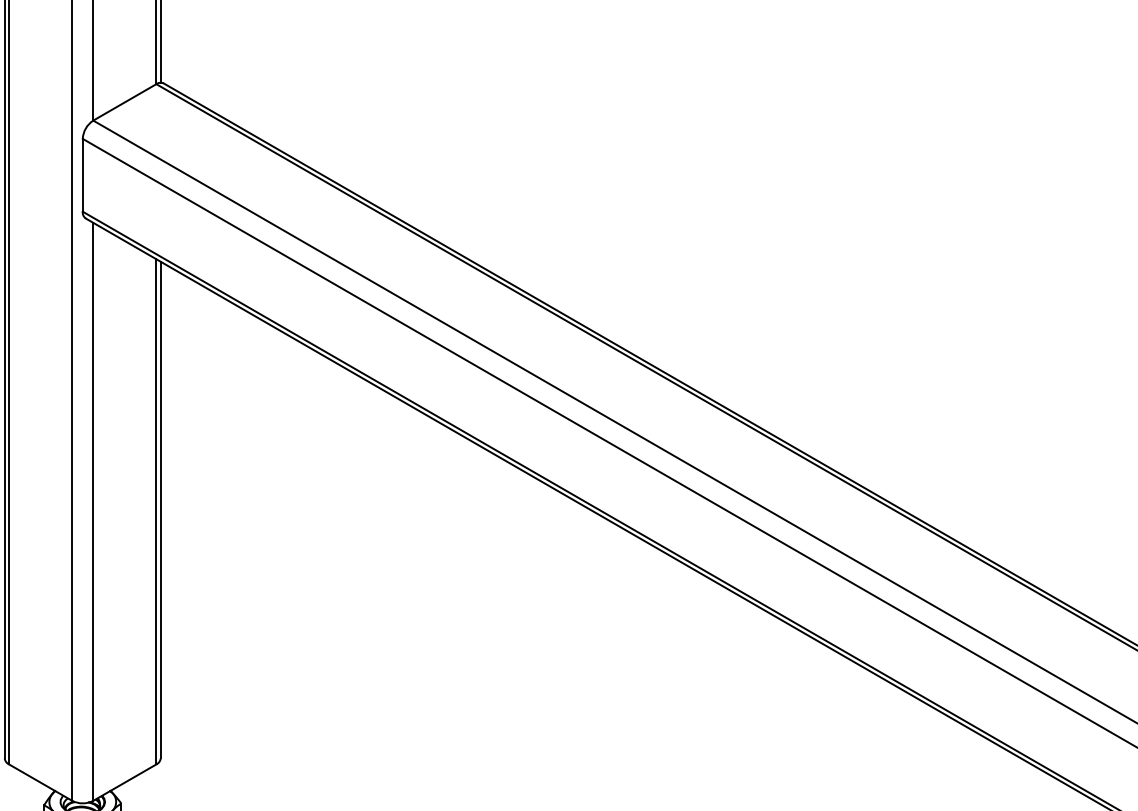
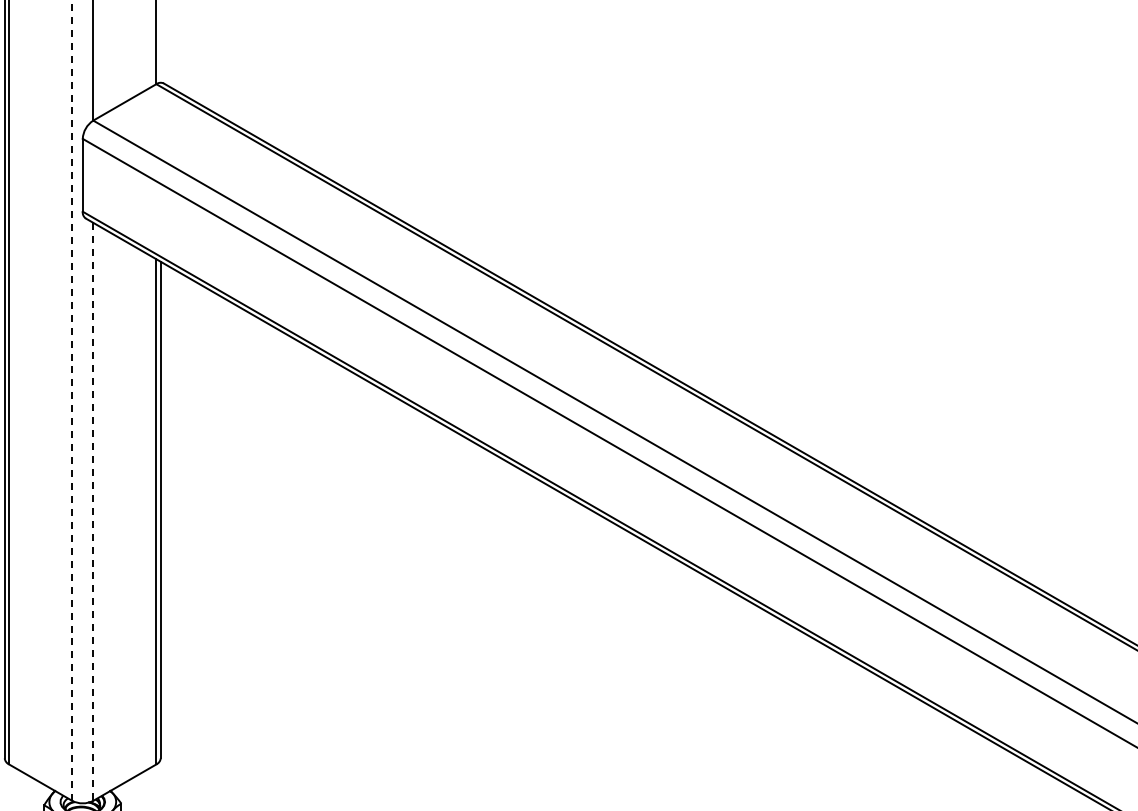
line: present -> none (160, 42)
line: solid -> dashed (72, 399)
line: solid -> dashed (93, 512)
